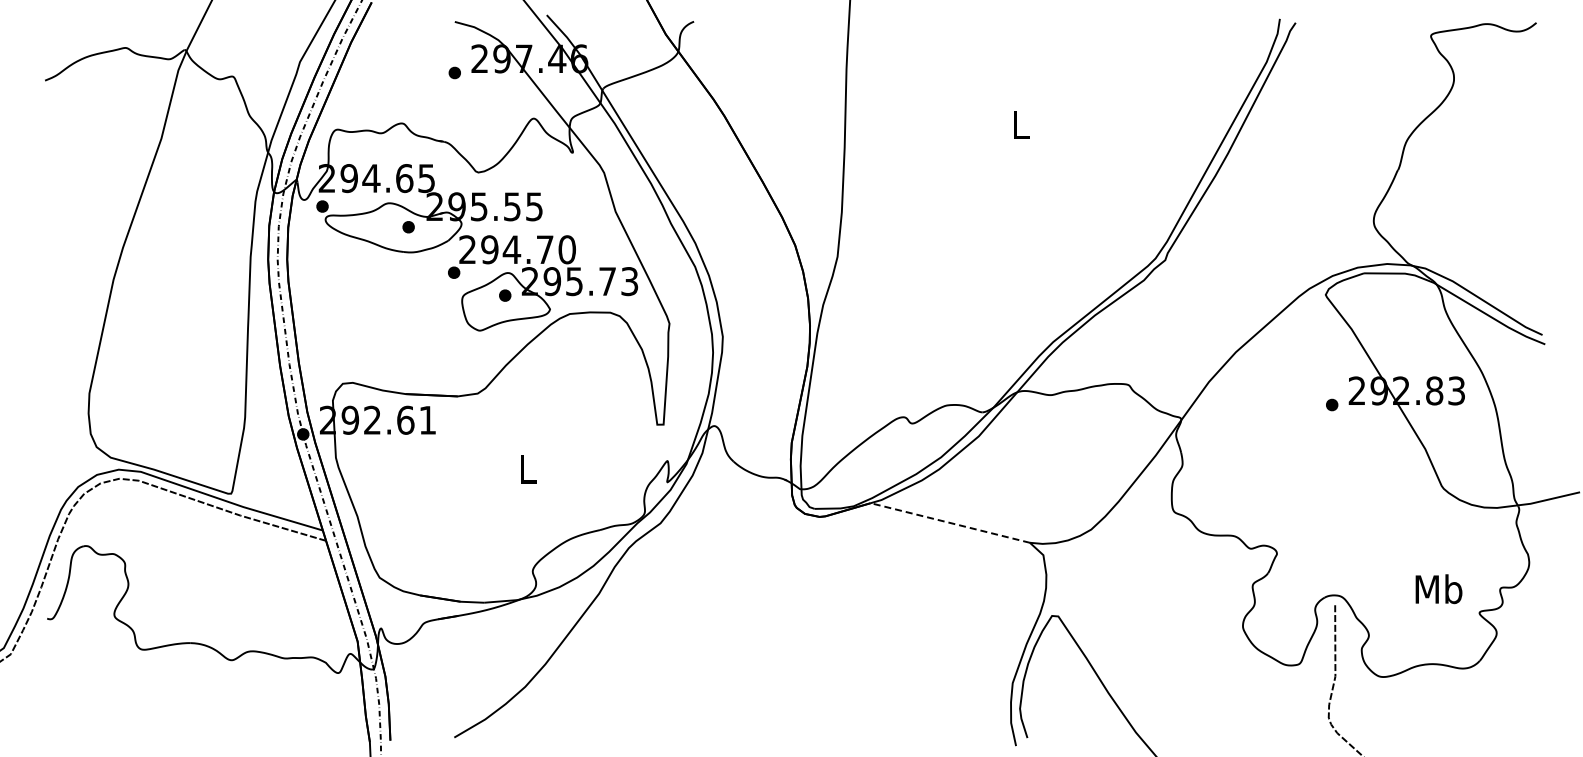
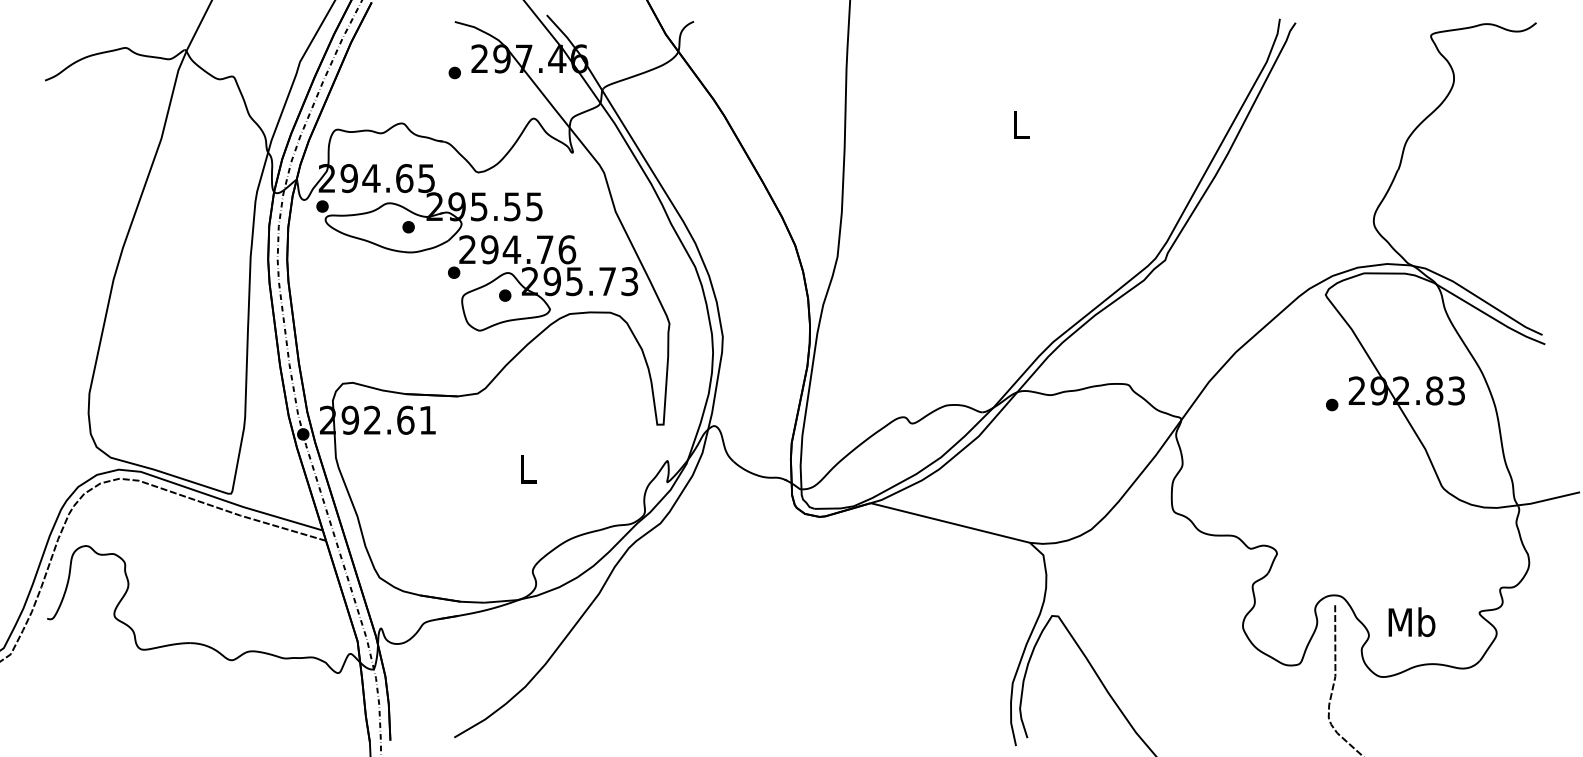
text: 294.70 -> 294.76 (567, 249)
line: dashed -> solid (949, 522)
text position: (1438, 589) -> (1411, 622) (1411, 622)
